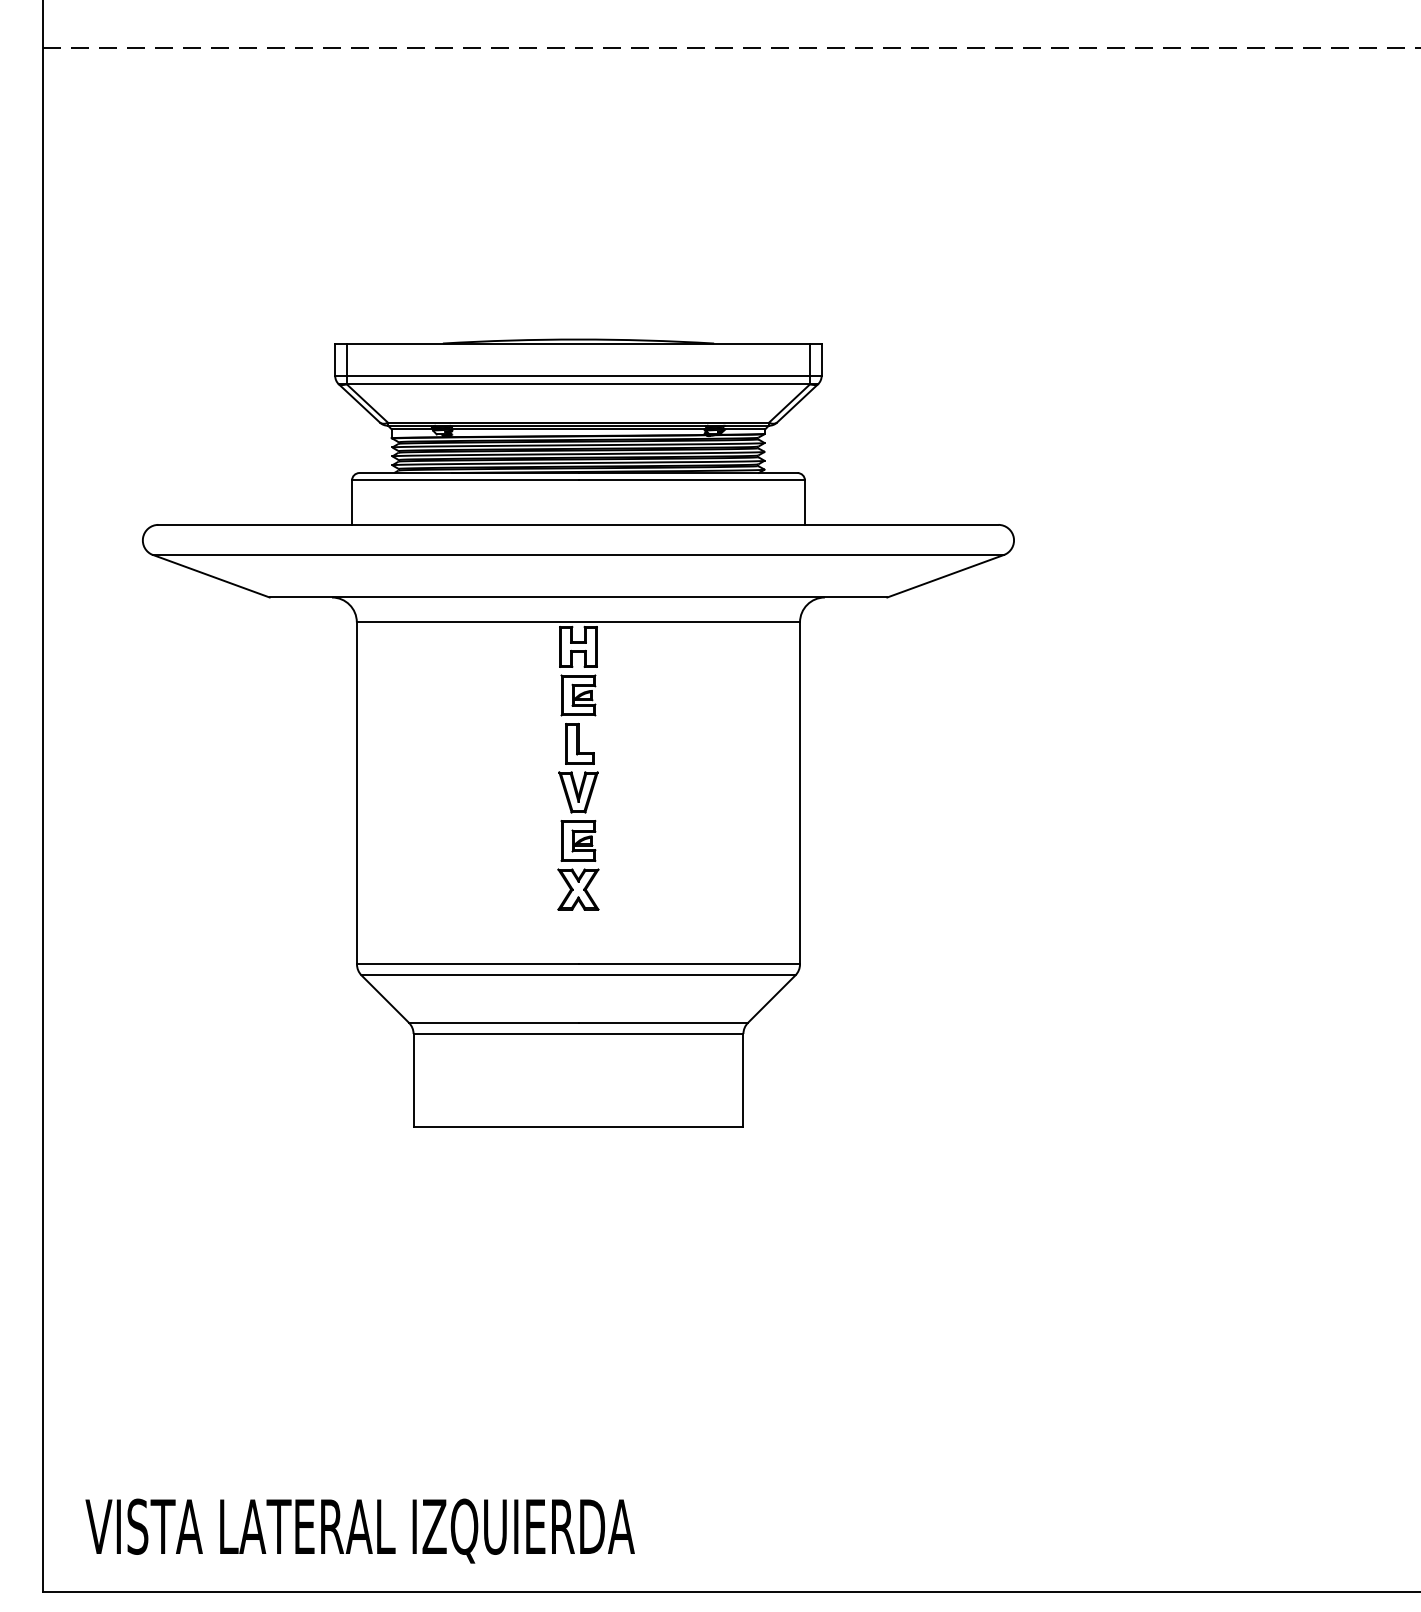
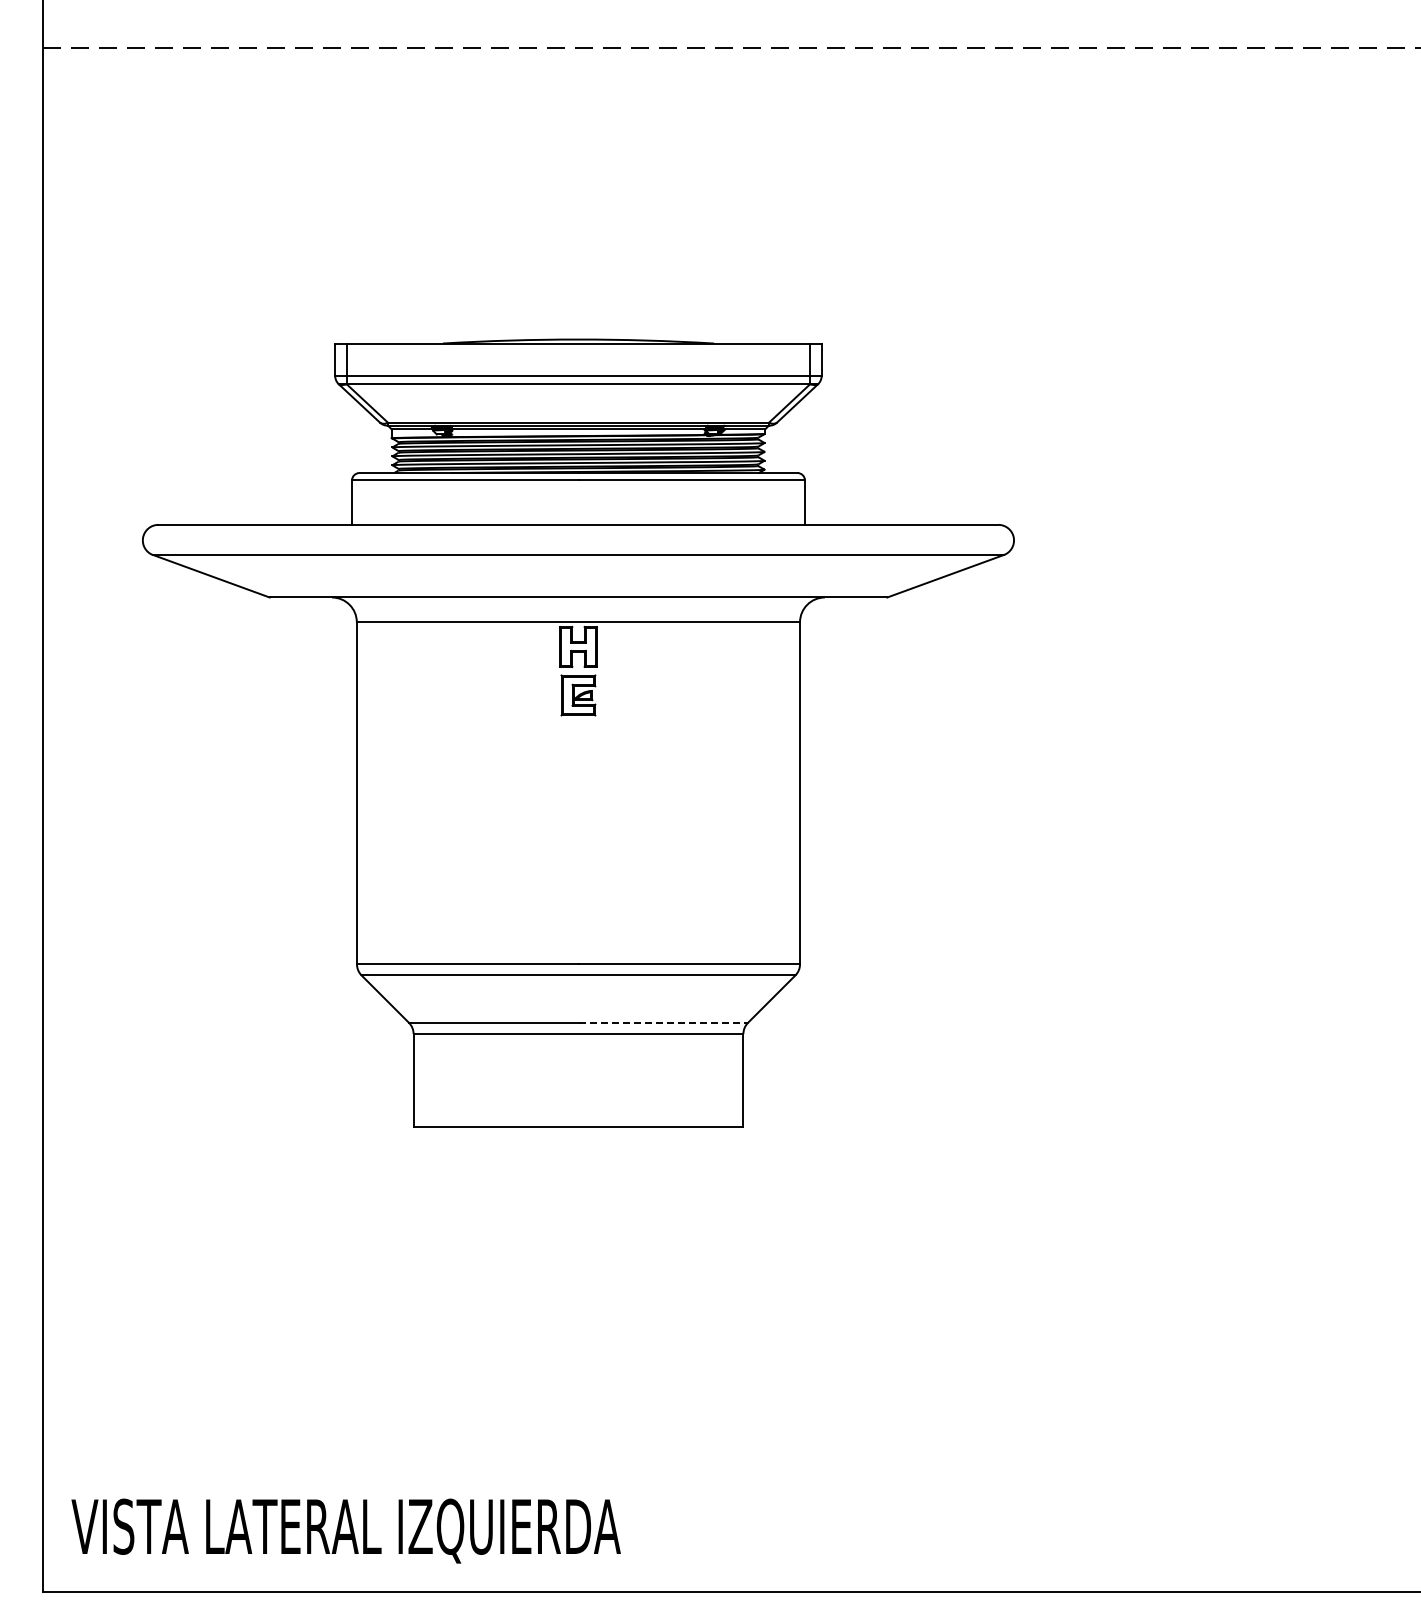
part: present -> none (578, 816)
line: solid -> dashed (663, 1022)
text position: (359, 1530) -> (345, 1530) (345, 1530)
